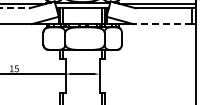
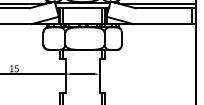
line: dashed -> solid (15, 8)
line: dashed -> solid (162, 24)
